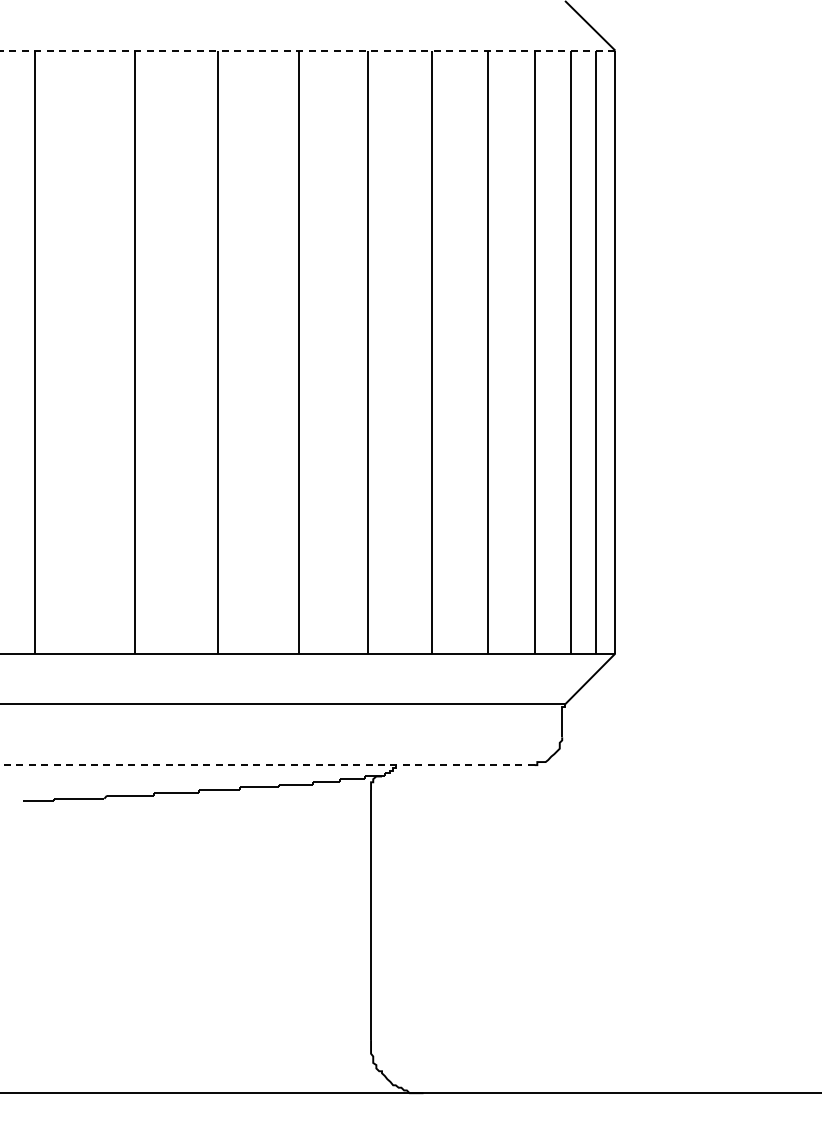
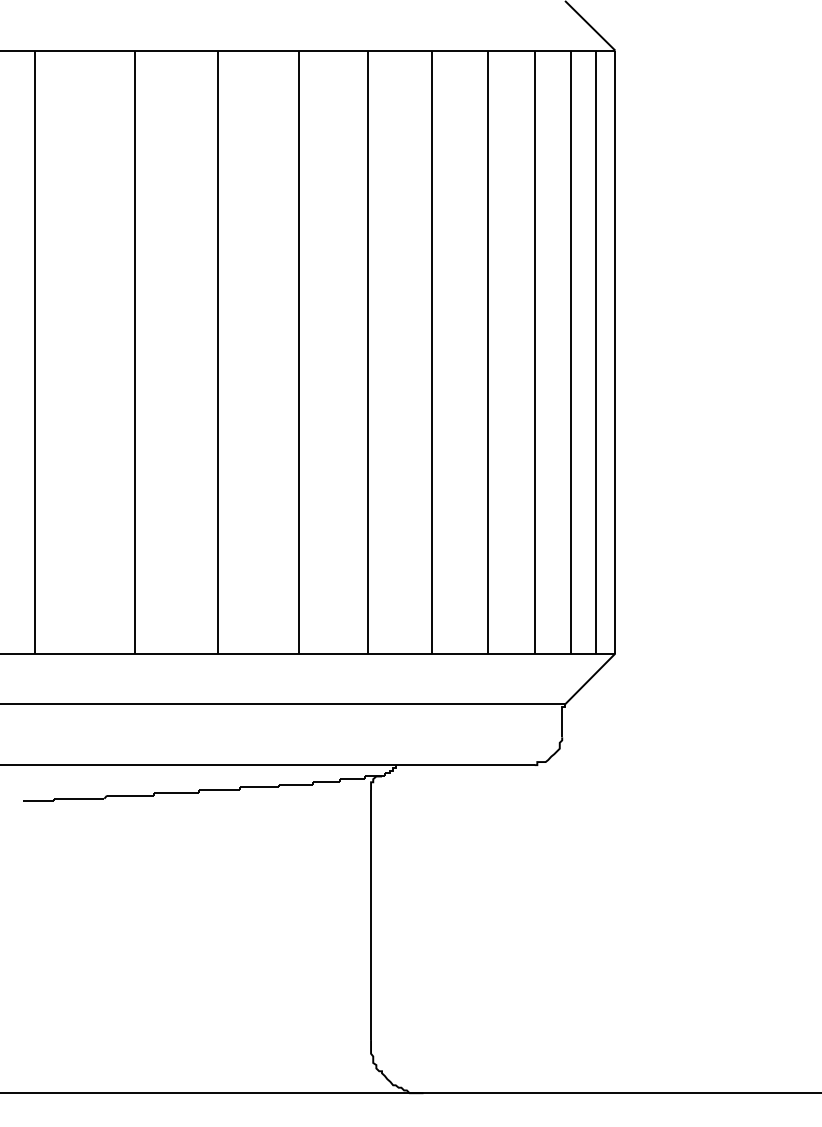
line: dashed -> solid (307, 50)
line: dashed -> solid (267, 765)
